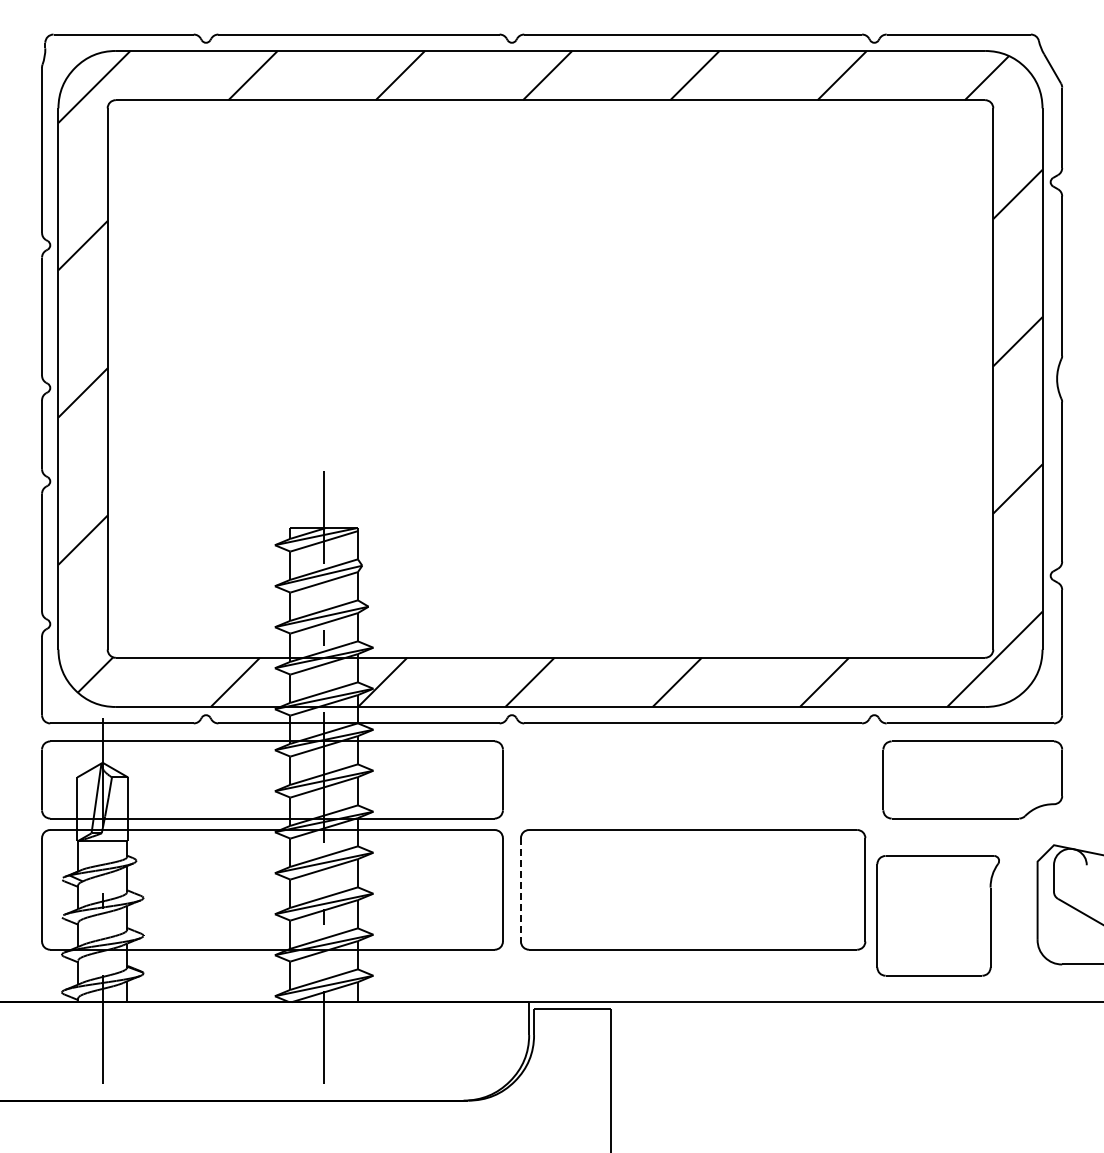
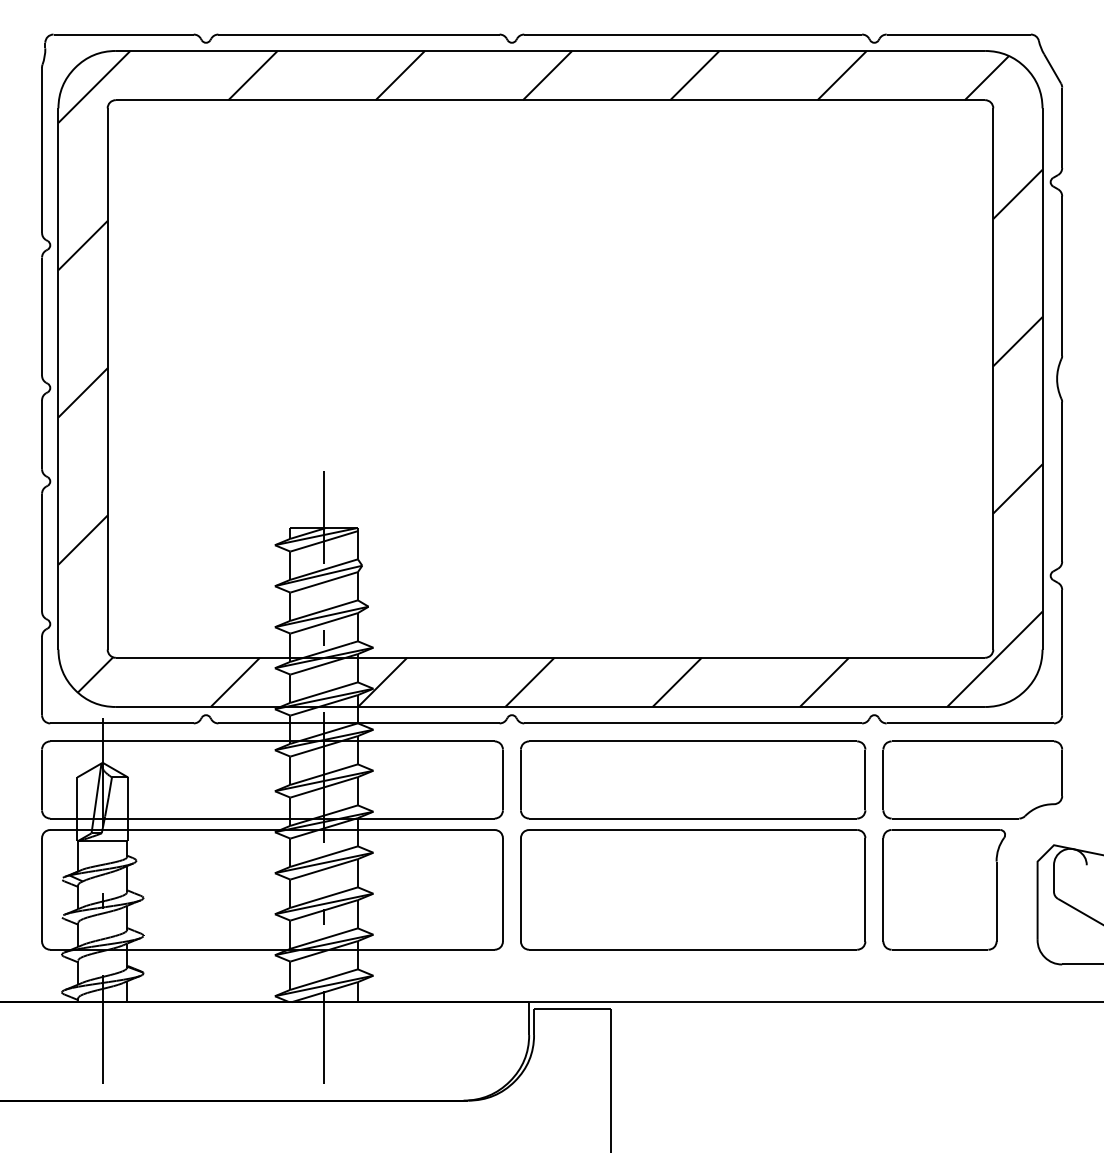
part: none -> present (693, 779)
line: dashed -> solid (520, 889)
part position: (937, 915) -> (943, 889) (943, 889)
